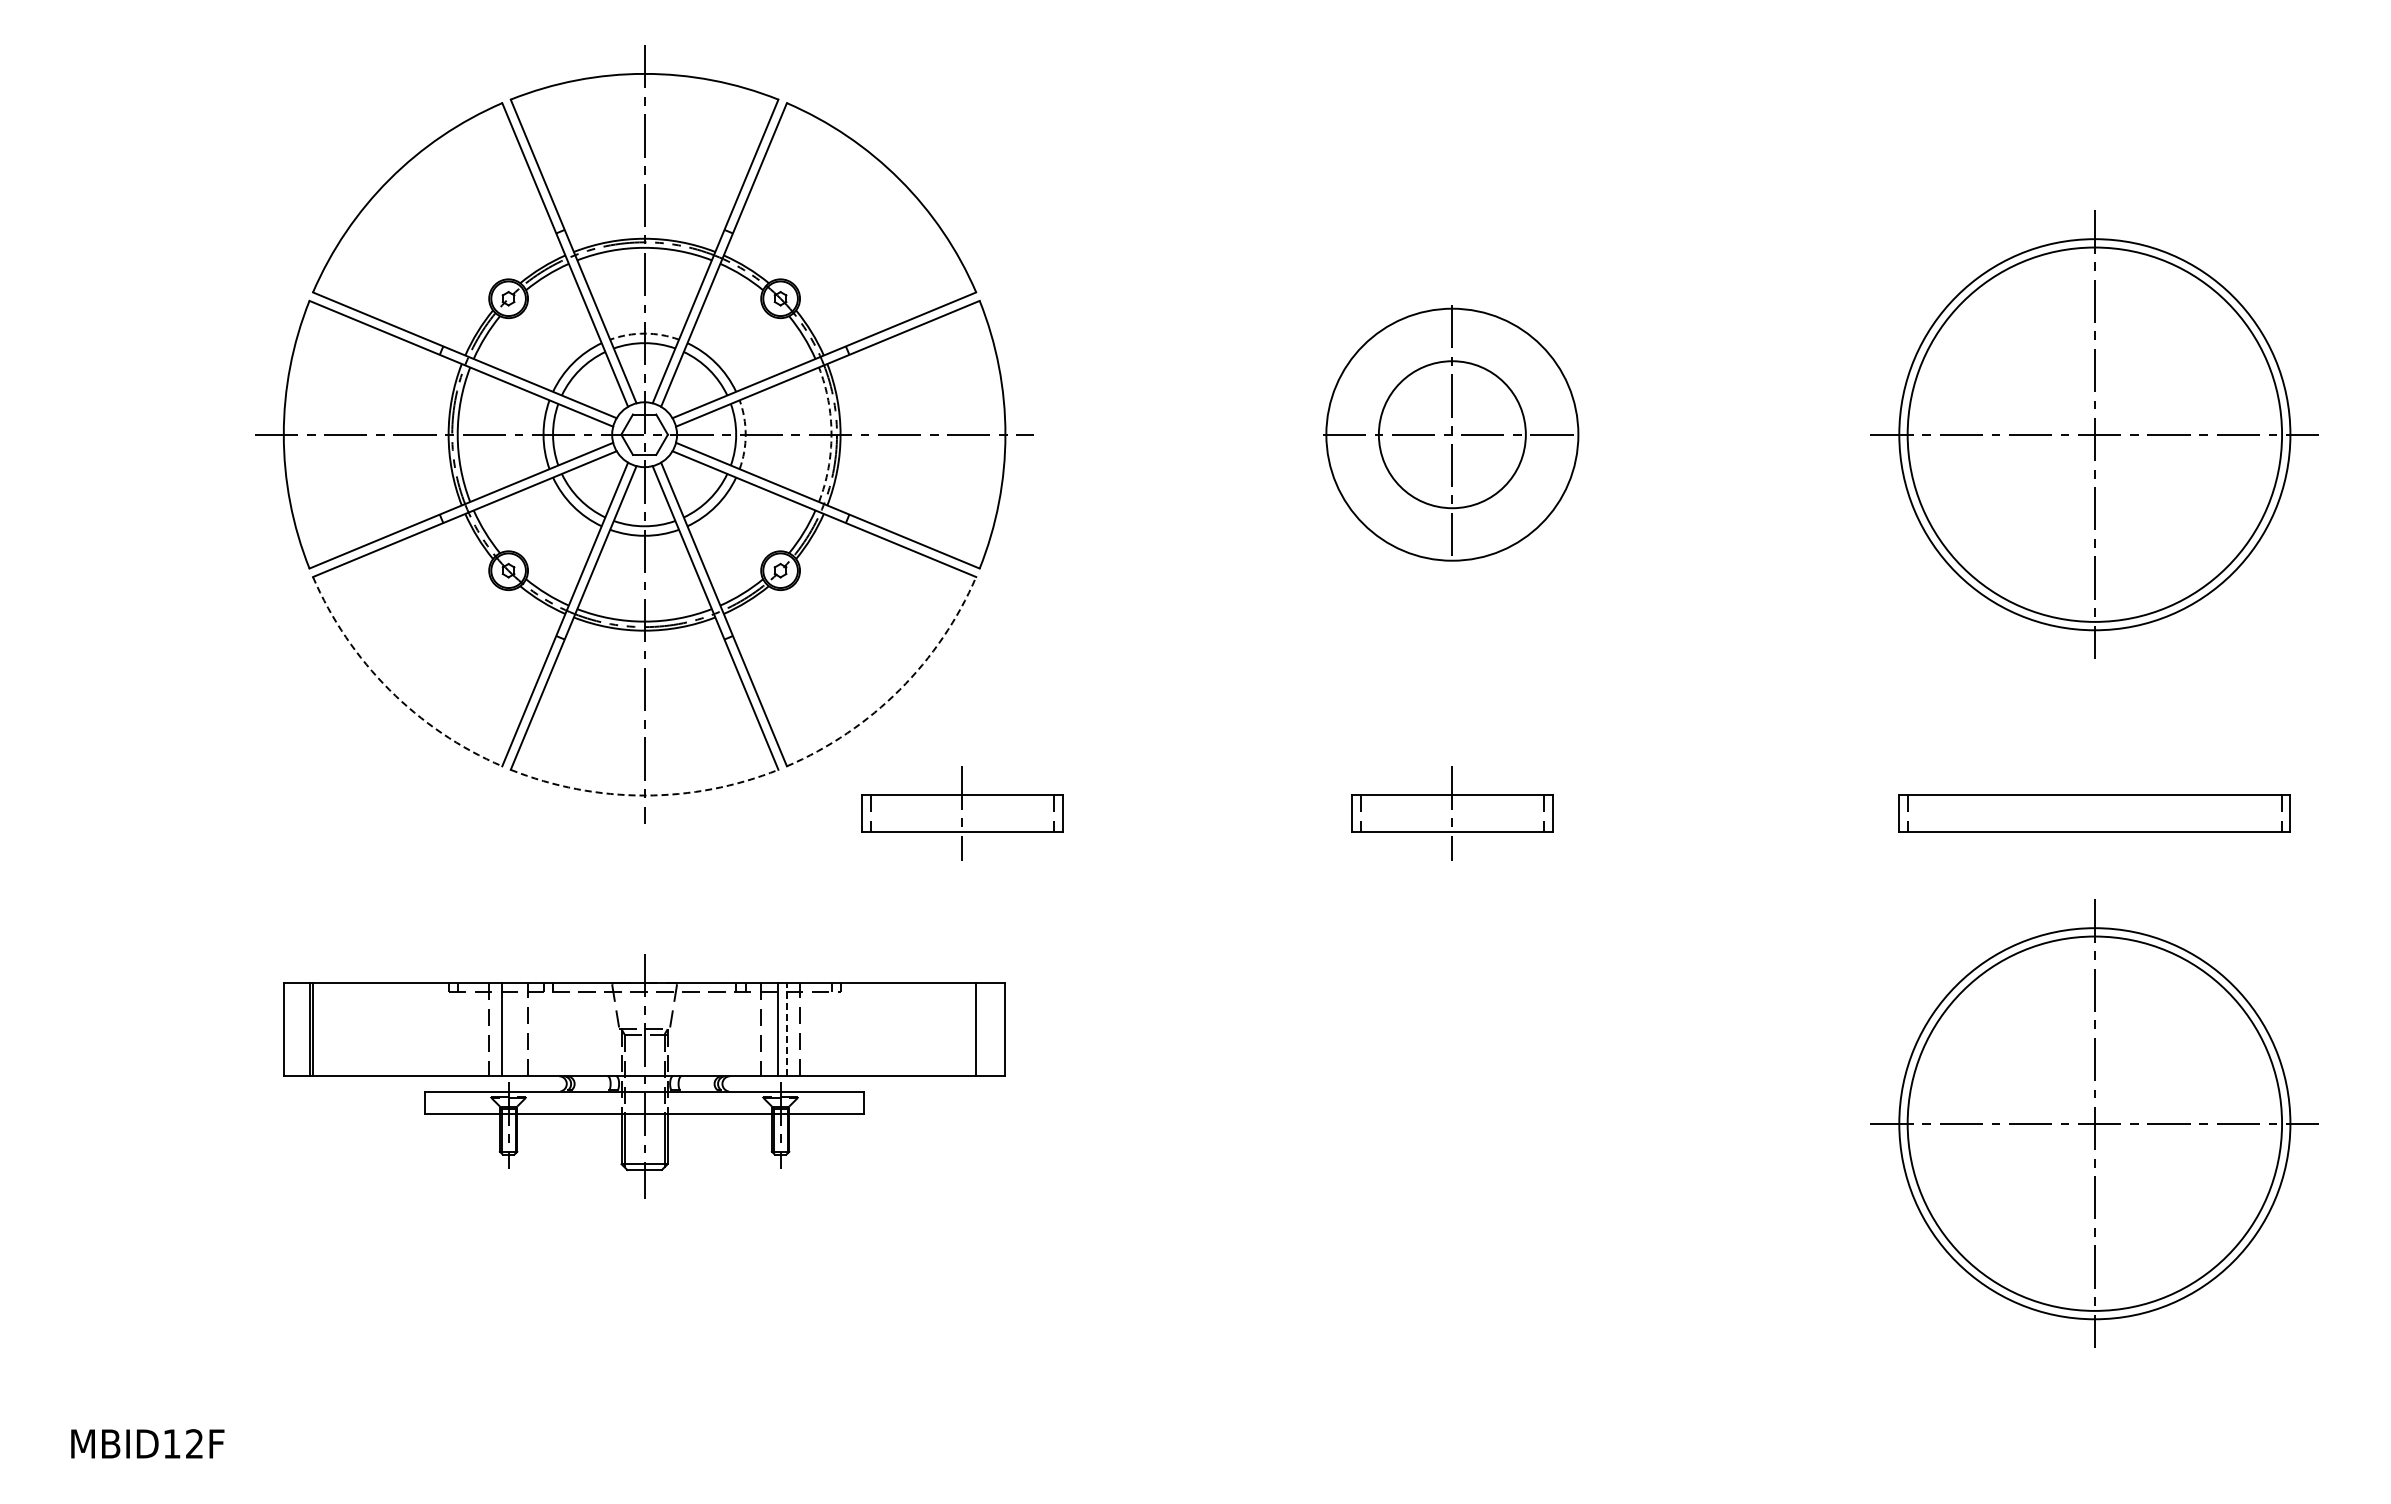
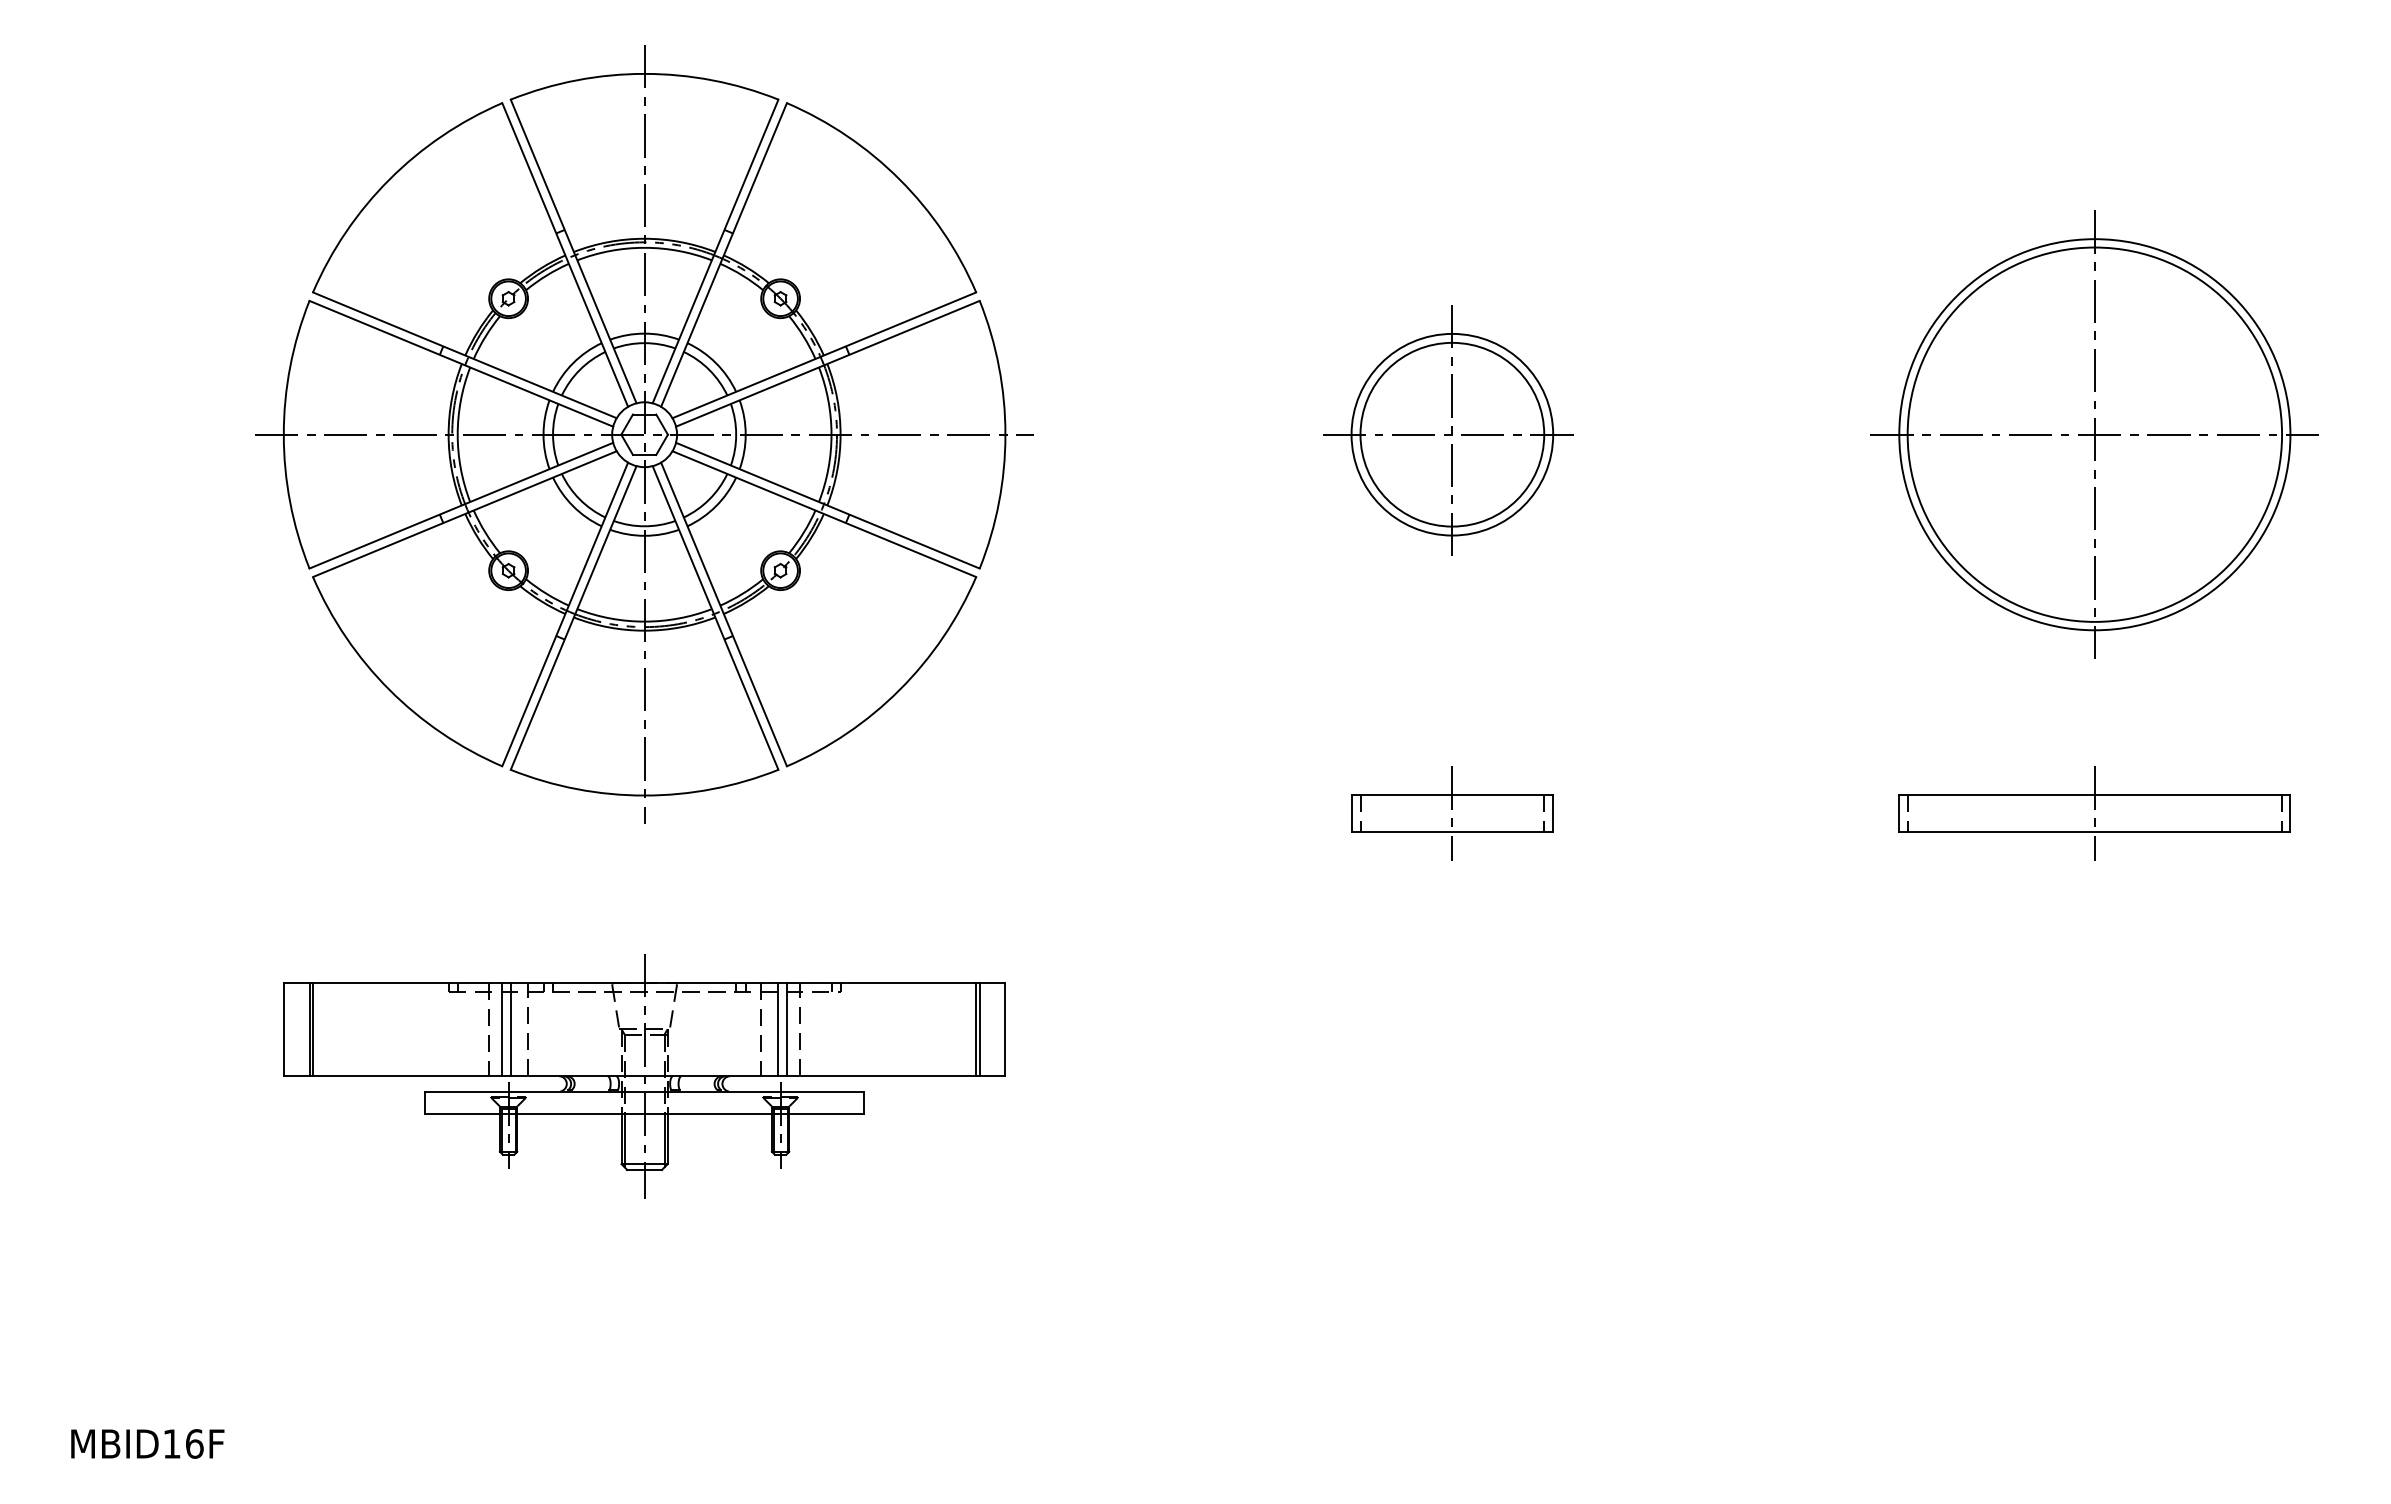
arc: dashed -> solid (644, 333)
arc: dashed -> solid (745, 434)
arc: dashed -> solid (831, 434)
circle diameter: 147 px -> 184 px (1452, 434)
circle diameter: 252 px -> 202 px (1452, 434)
arc: dashed -> solid (389, 689)
arc: dashed -> solid (899, 689)
arc: dashed -> solid (644, 795)
part: present -> none (962, 813)
line: none -> present (2094, 813)
line: none -> present (510, 1029)
line: dashed -> solid (786, 1029)
line: none -> present (979, 1029)
part: present -> none (2094, 1123)
text: MBID12F -> MBID16F (194, 1443)
